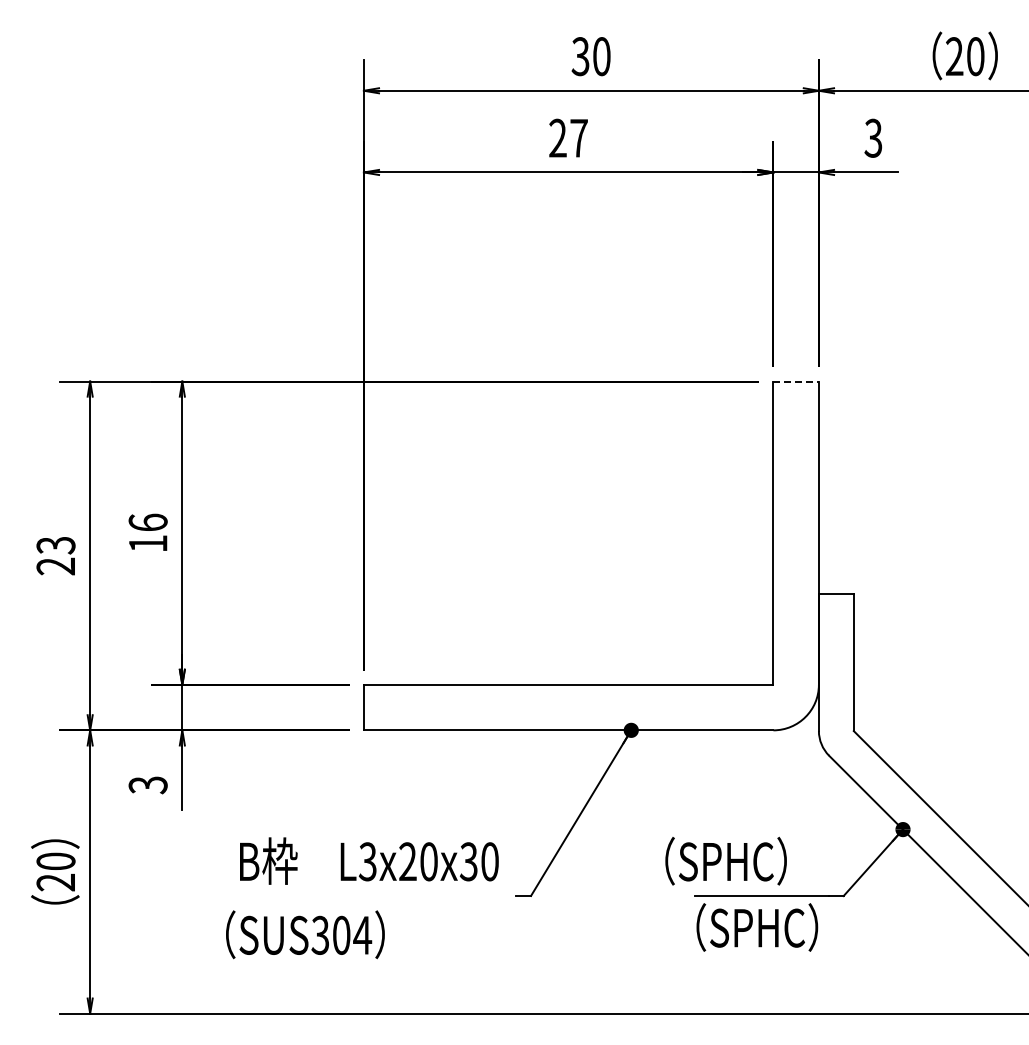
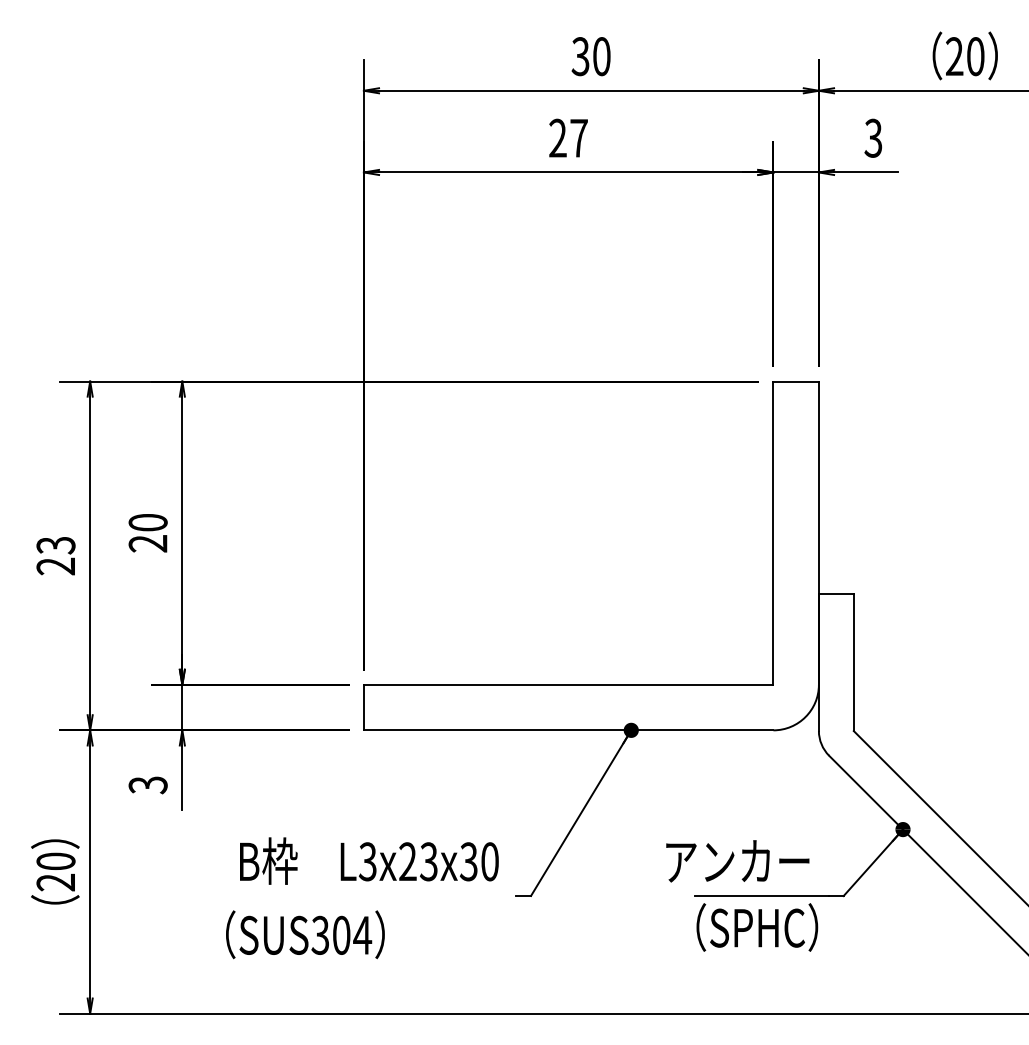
line: dashed -> solid (796, 381)
text: 16 -> 20 (147, 532)
text: （SPHC） -> アンカー (737, 860)
text: L3x20x30 -> L3x23x30 (428, 861)
